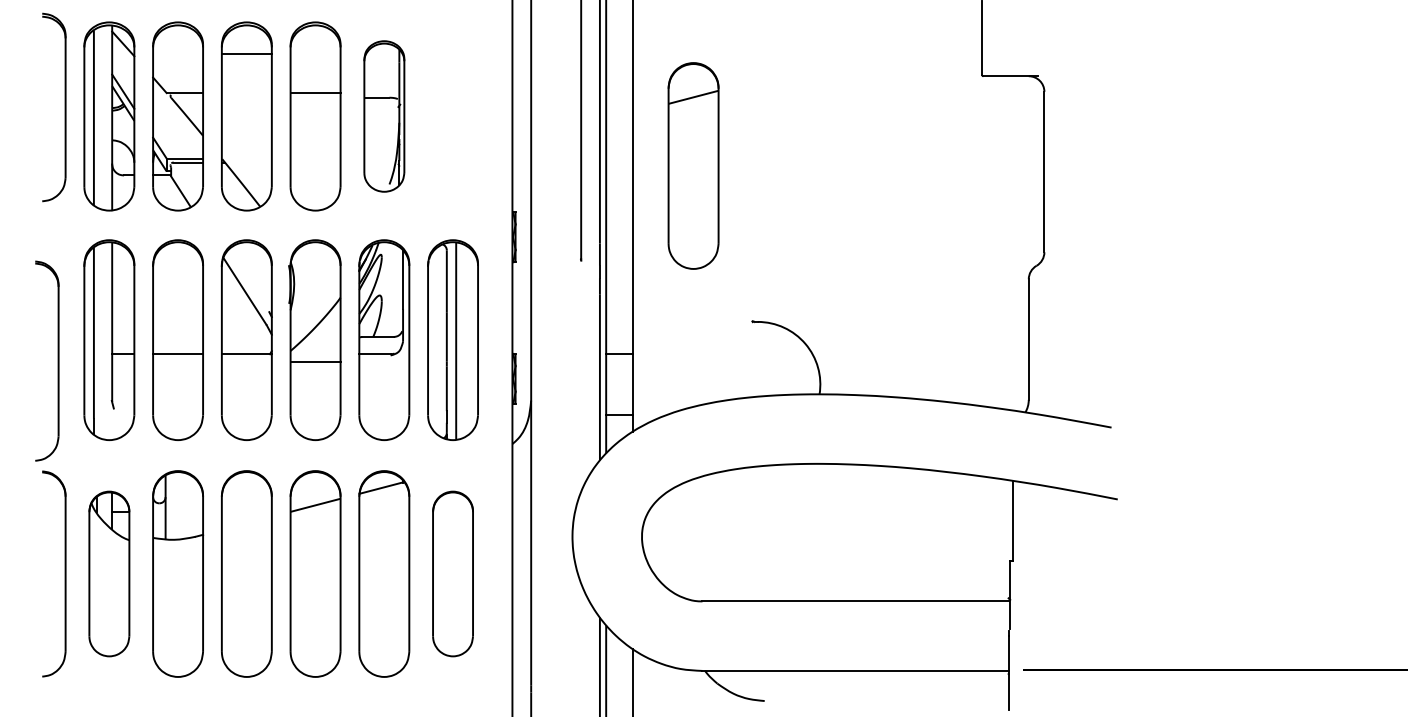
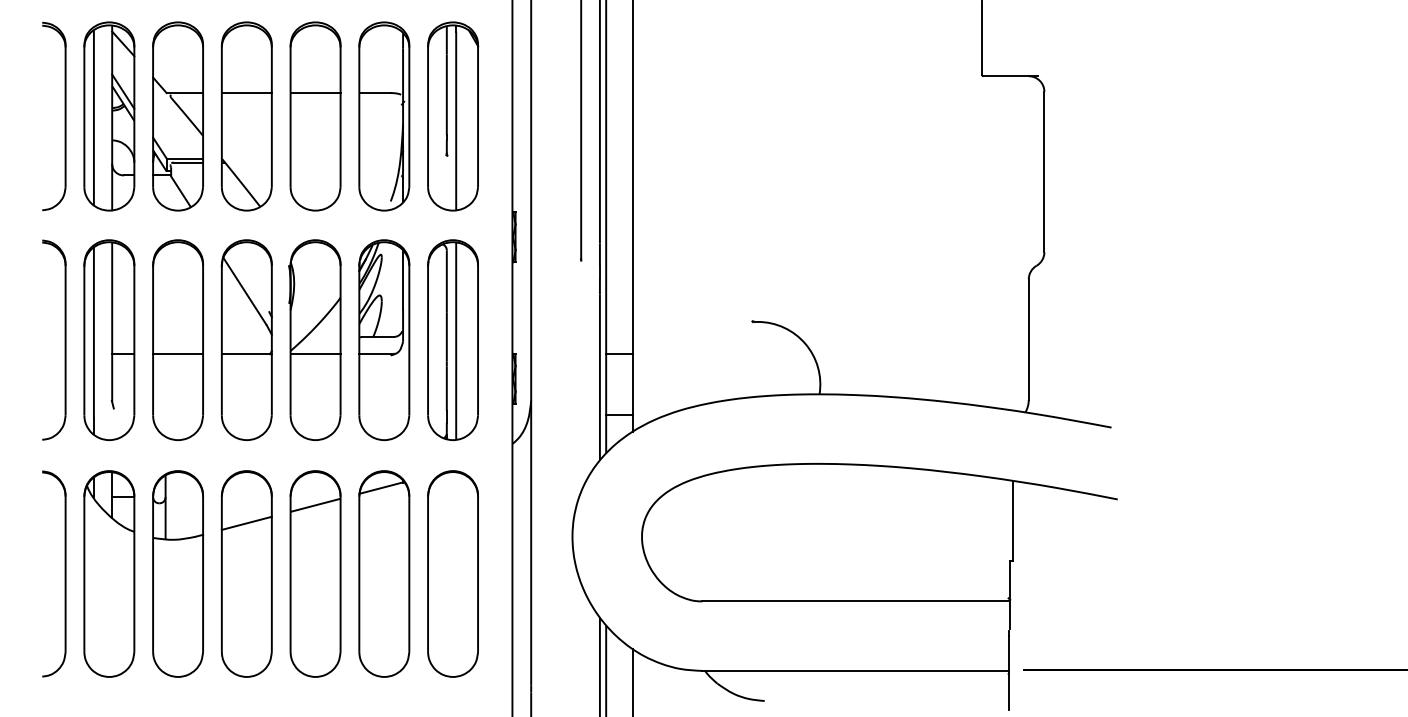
line position: (246, 54) -> (246, 93) (246, 93)
part position: (64, 107) -> (64, 116) (64, 116)
part size: 43x153 px -> 53x191 px (384, 116)
part: none -> present (453, 116)
part: present -> none (693, 165)
part position: (57, 360) -> (64, 339) (64, 339)
line position: (315, 362) -> (315, 354) (315, 354)
line: none -> present (246, 522)
part size: 43x168 px -> 53x208 px (109, 573)
part size: 42x168 px -> 52x208 px (452, 573)
